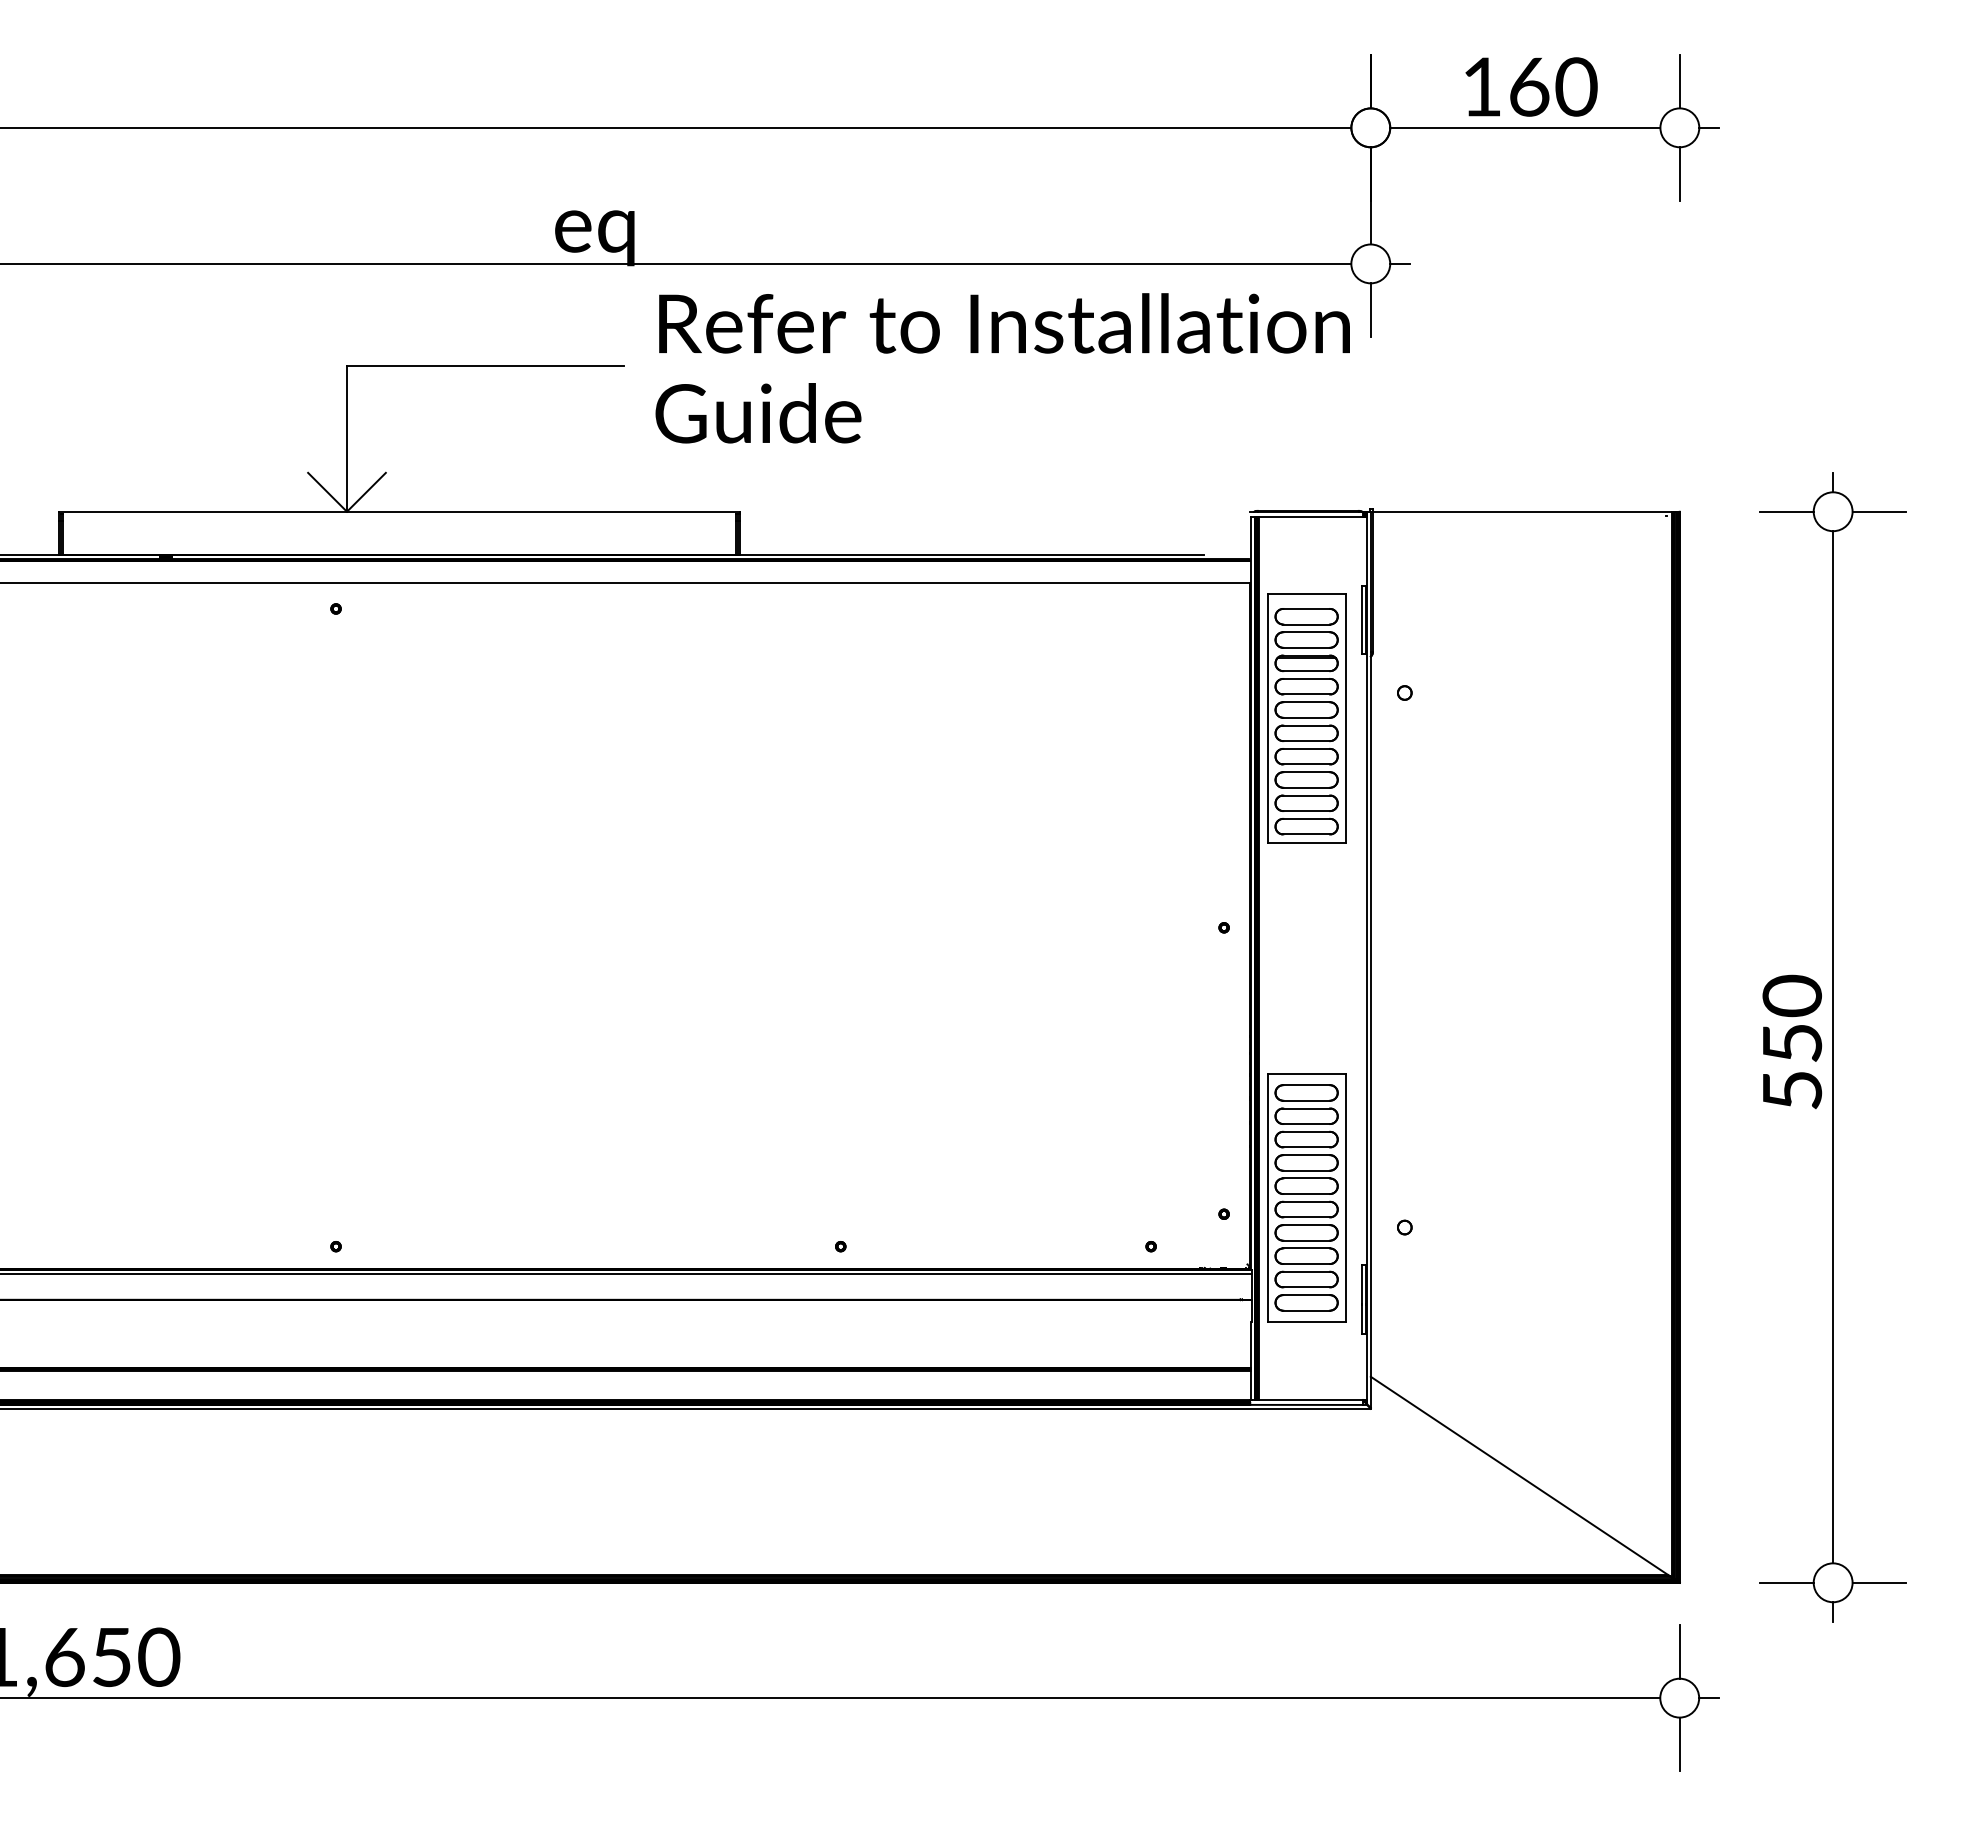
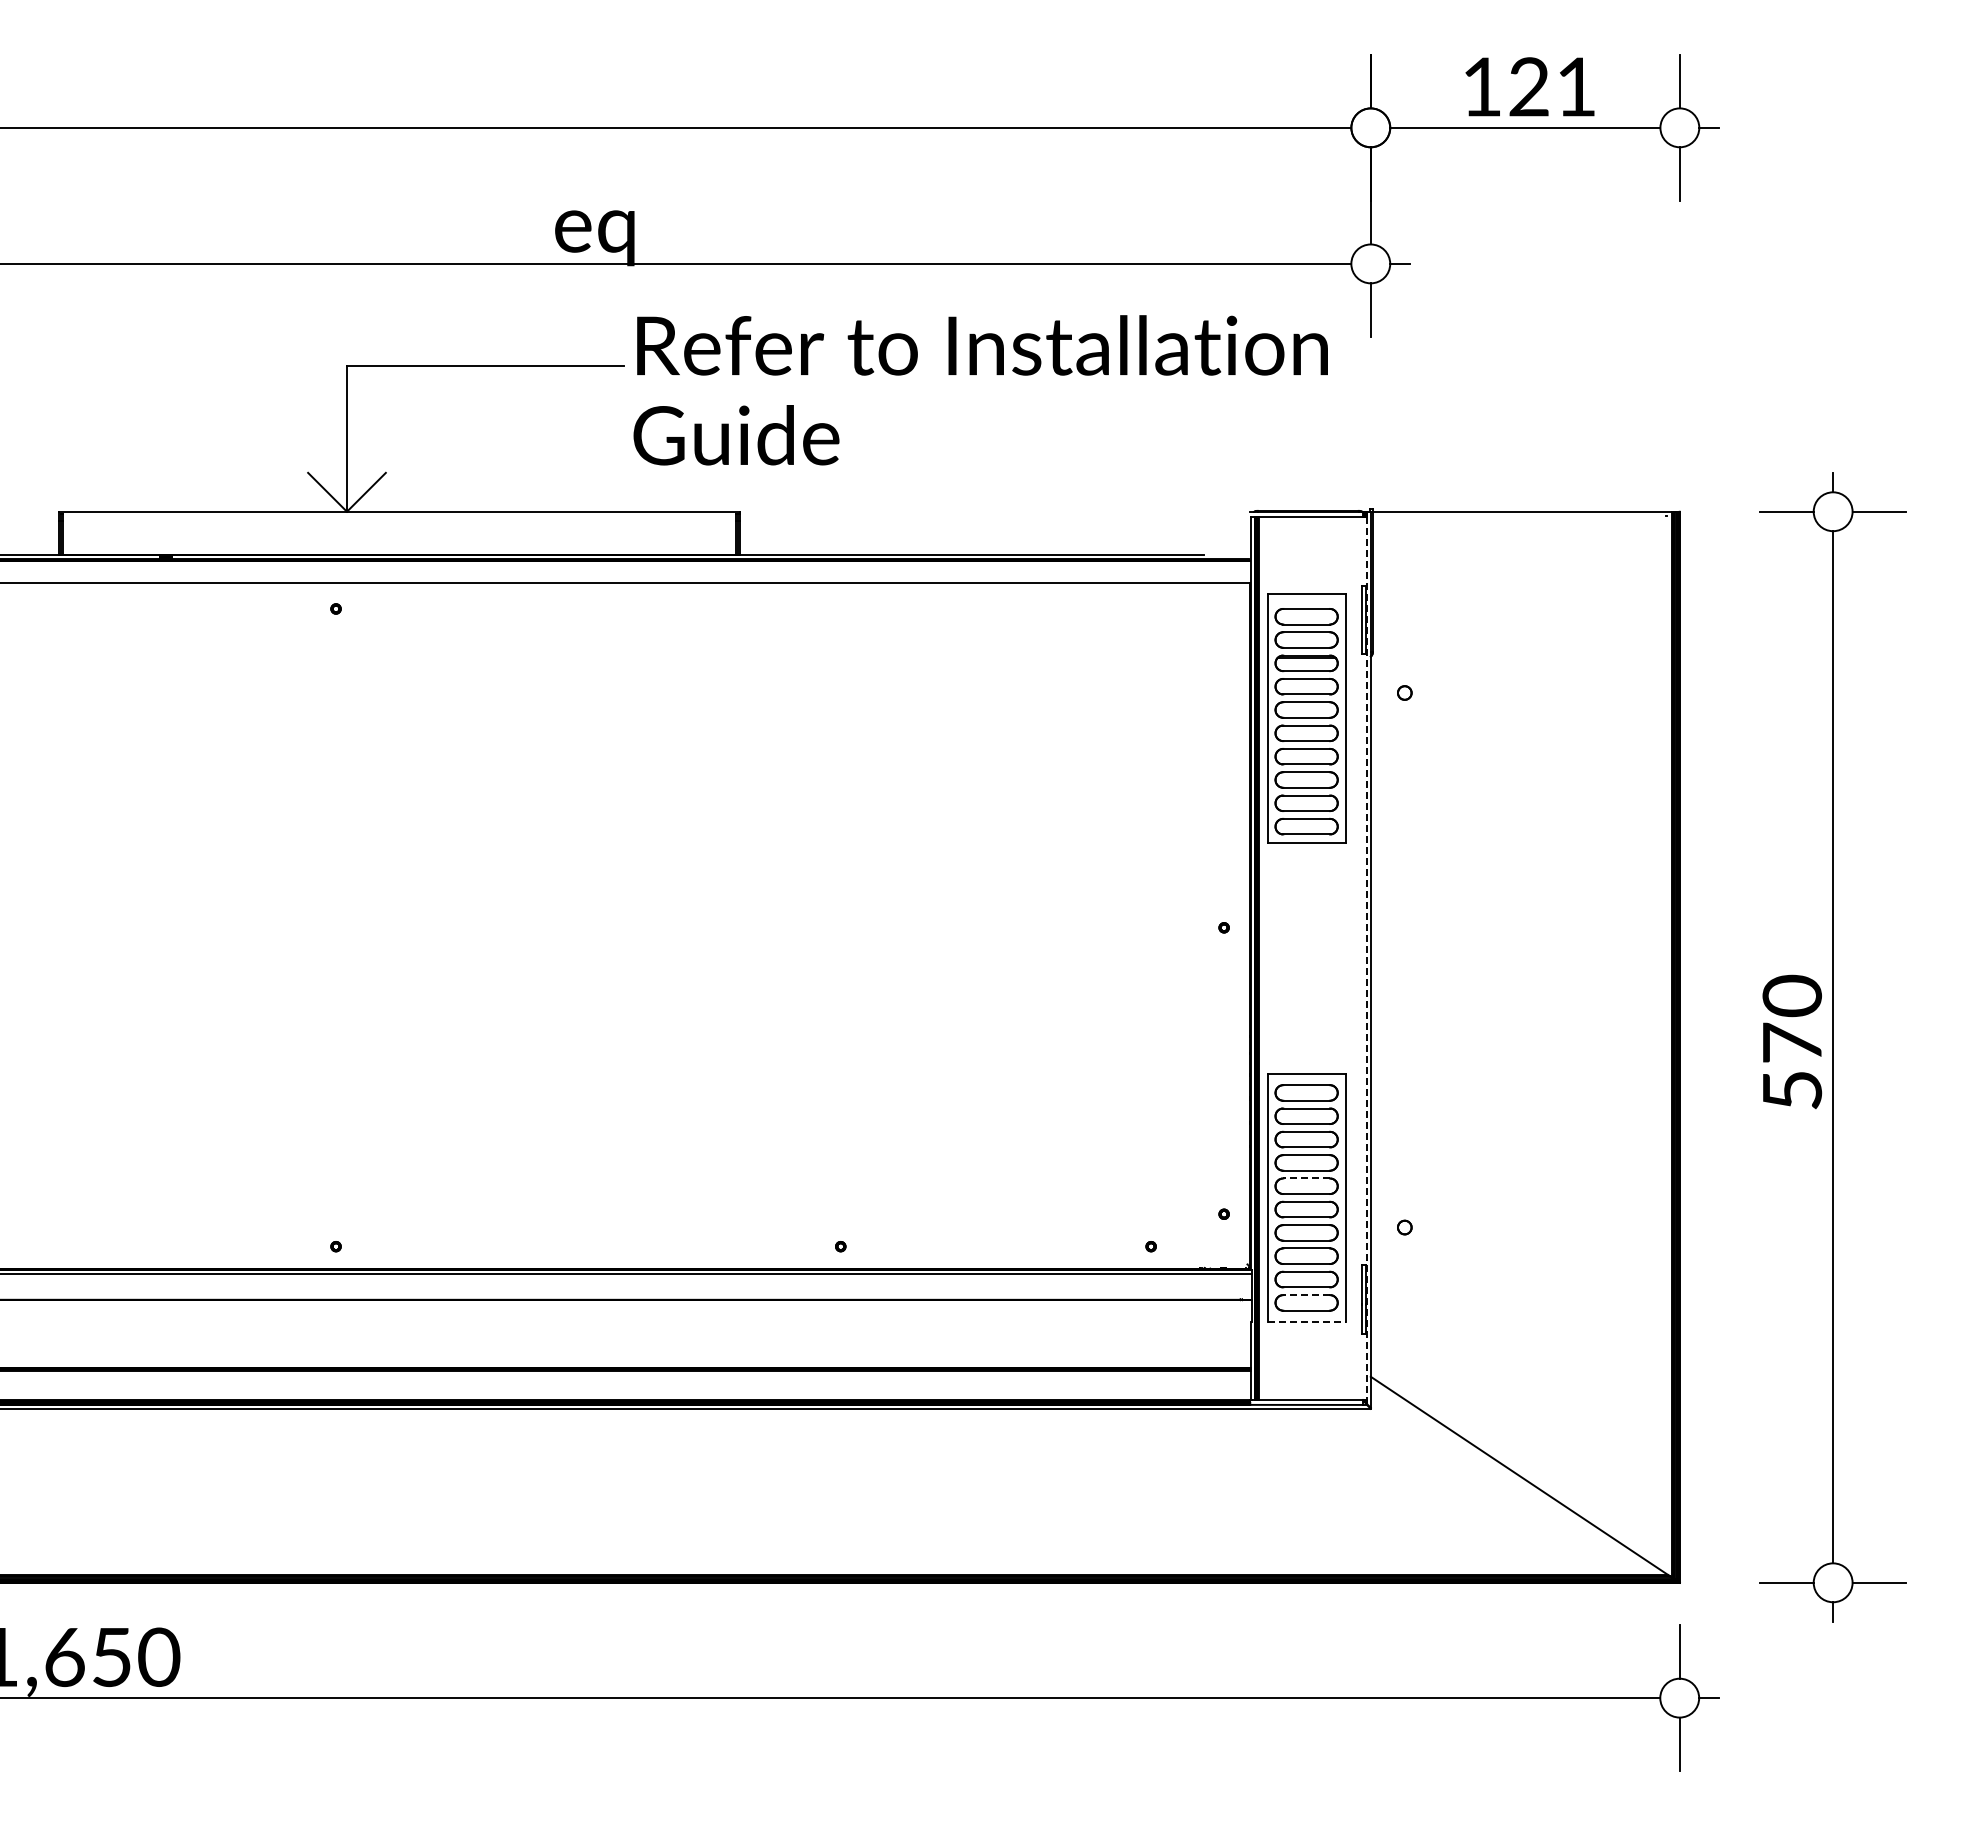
text: 160 -> 121 (1553, 86)
text position: (1002, 368) -> (980, 390) (980, 390)
line: solid -> dashed (1366, 958)
text: 550 -> 570 (1792, 1042)
line: solid -> dashed (1306, 1178)
line: solid -> dashed (1306, 1295)
line: solid -> dashed (1306, 1322)
